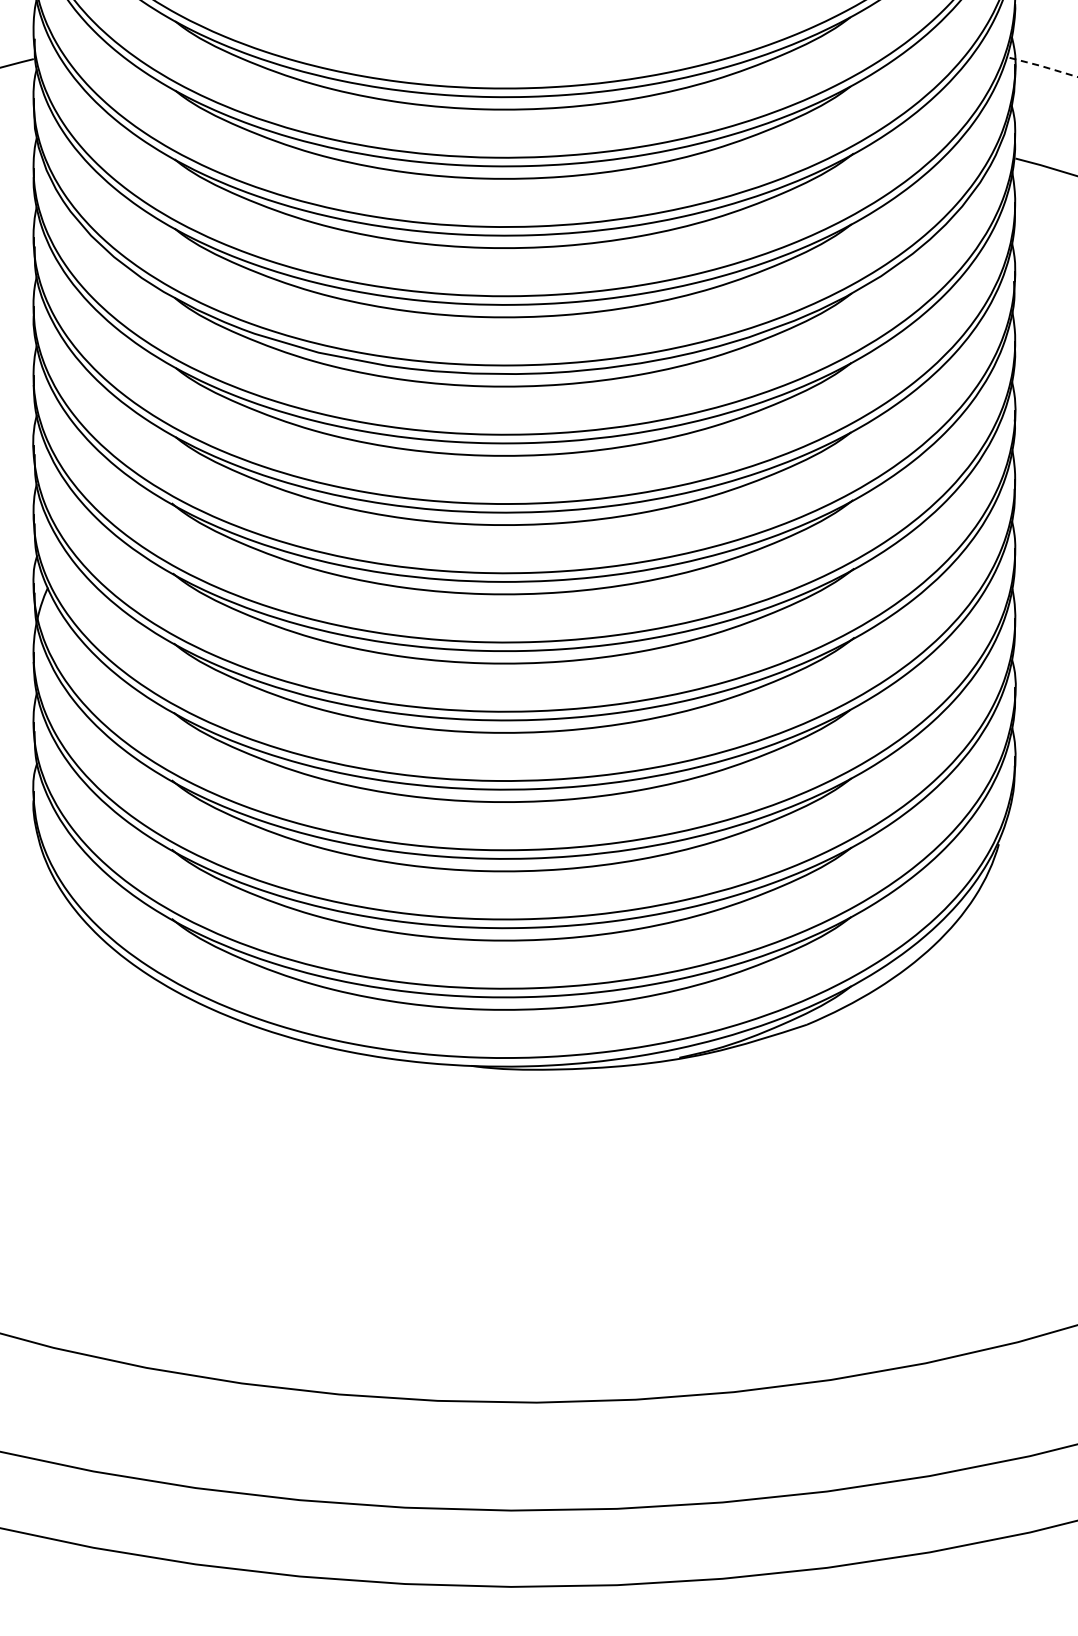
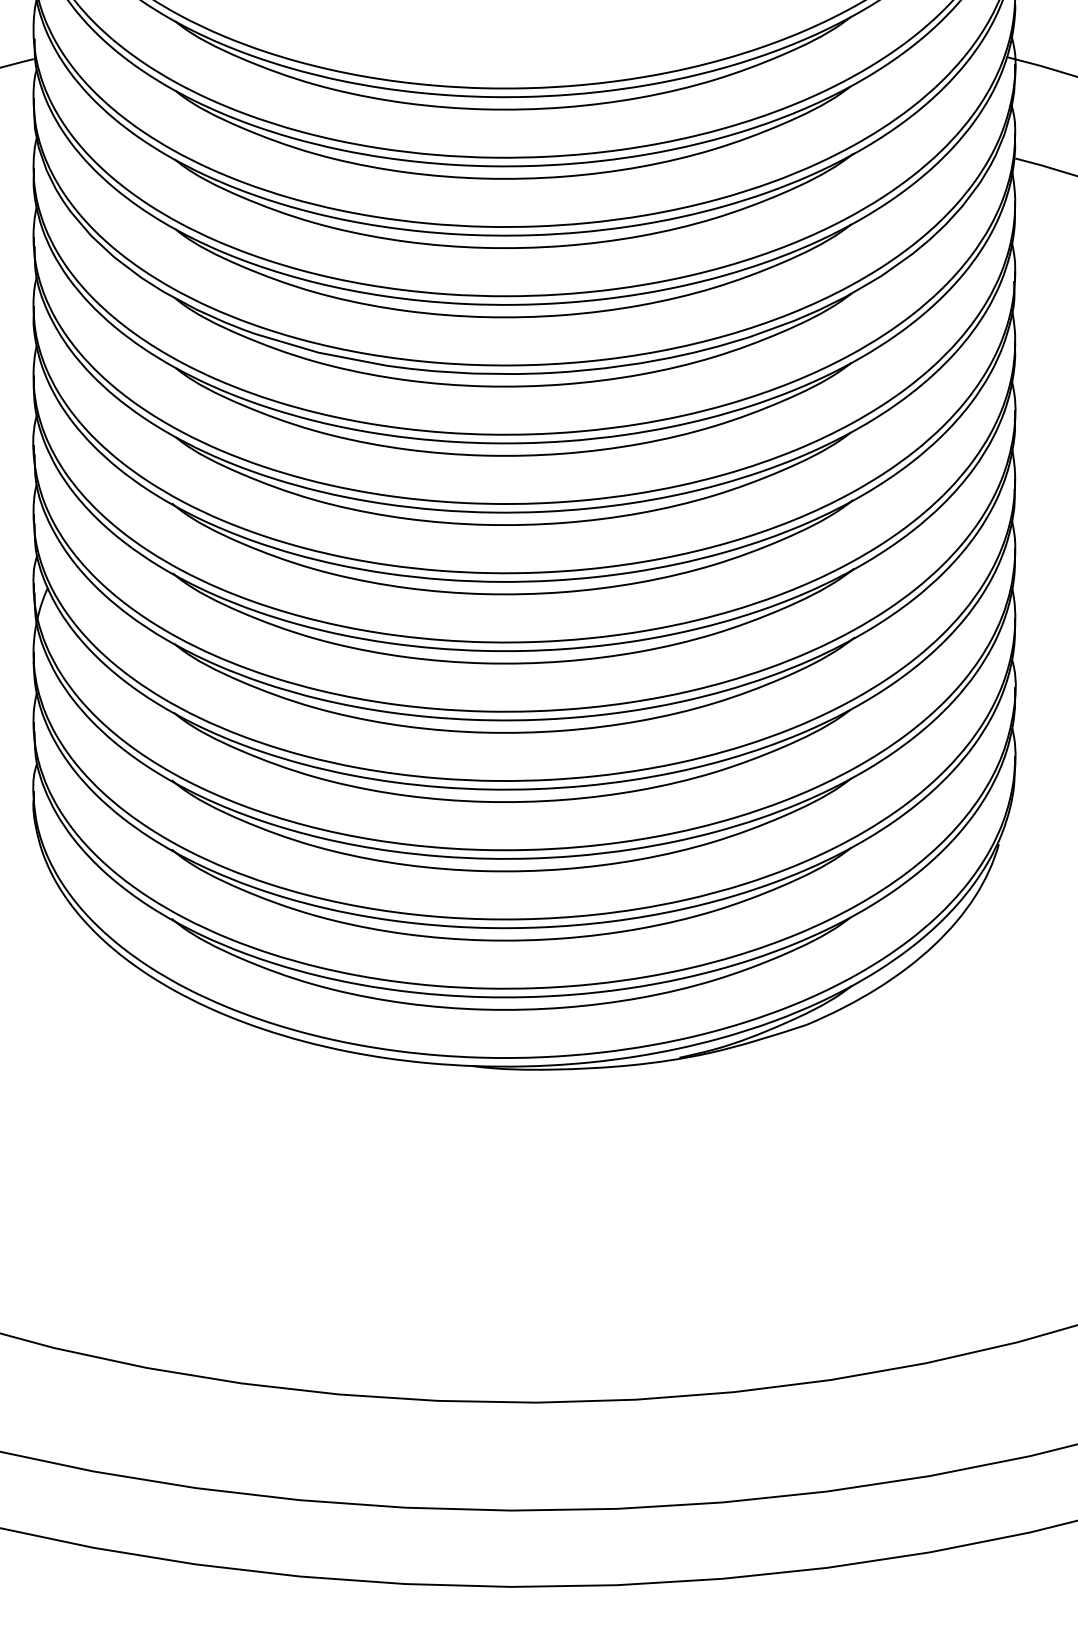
line: dashed -> solid (1042, 66)
